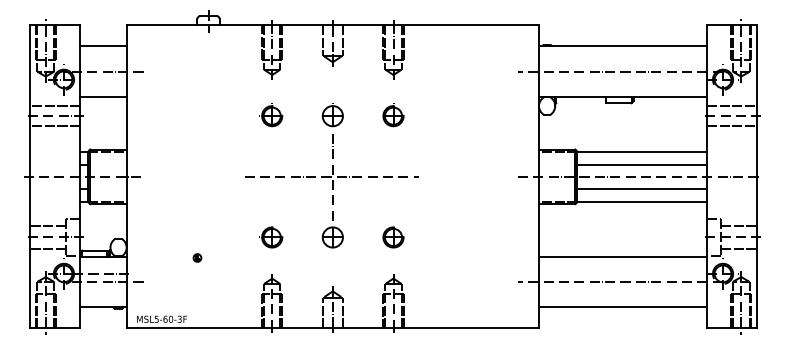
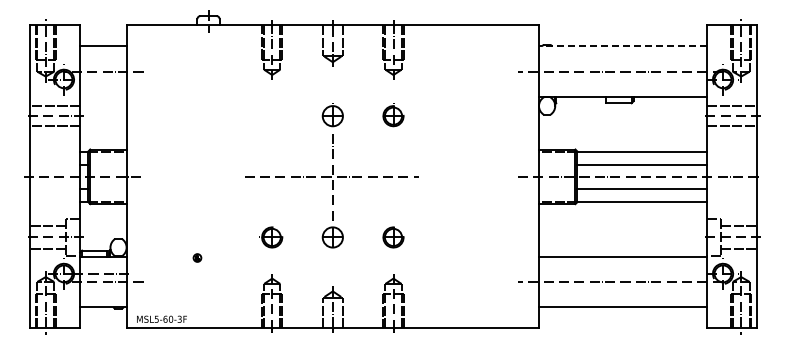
line: solid -> dashed (622, 46)
line: present -> none (103, 96)
part: present -> none (271, 115)
